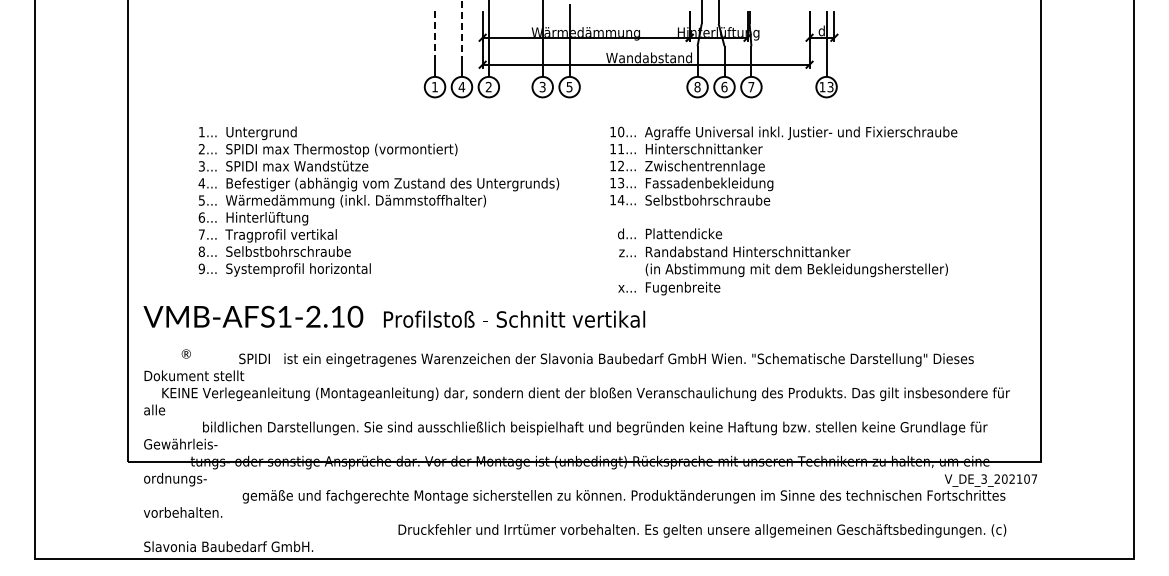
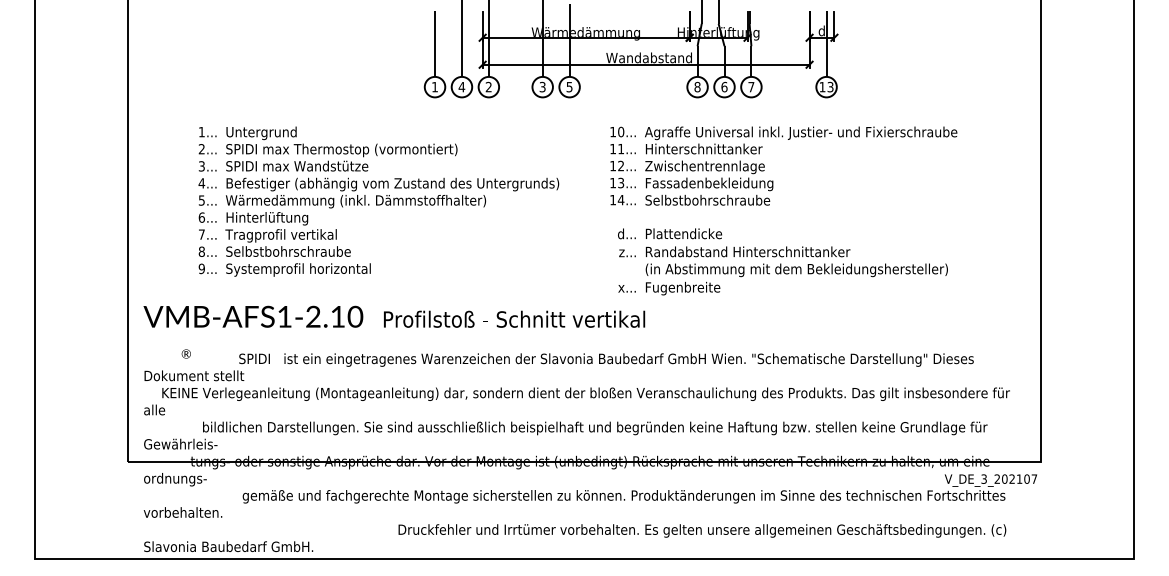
line: dashed -> solid (461, 31)
line: dashed -> solid (435, 36)
